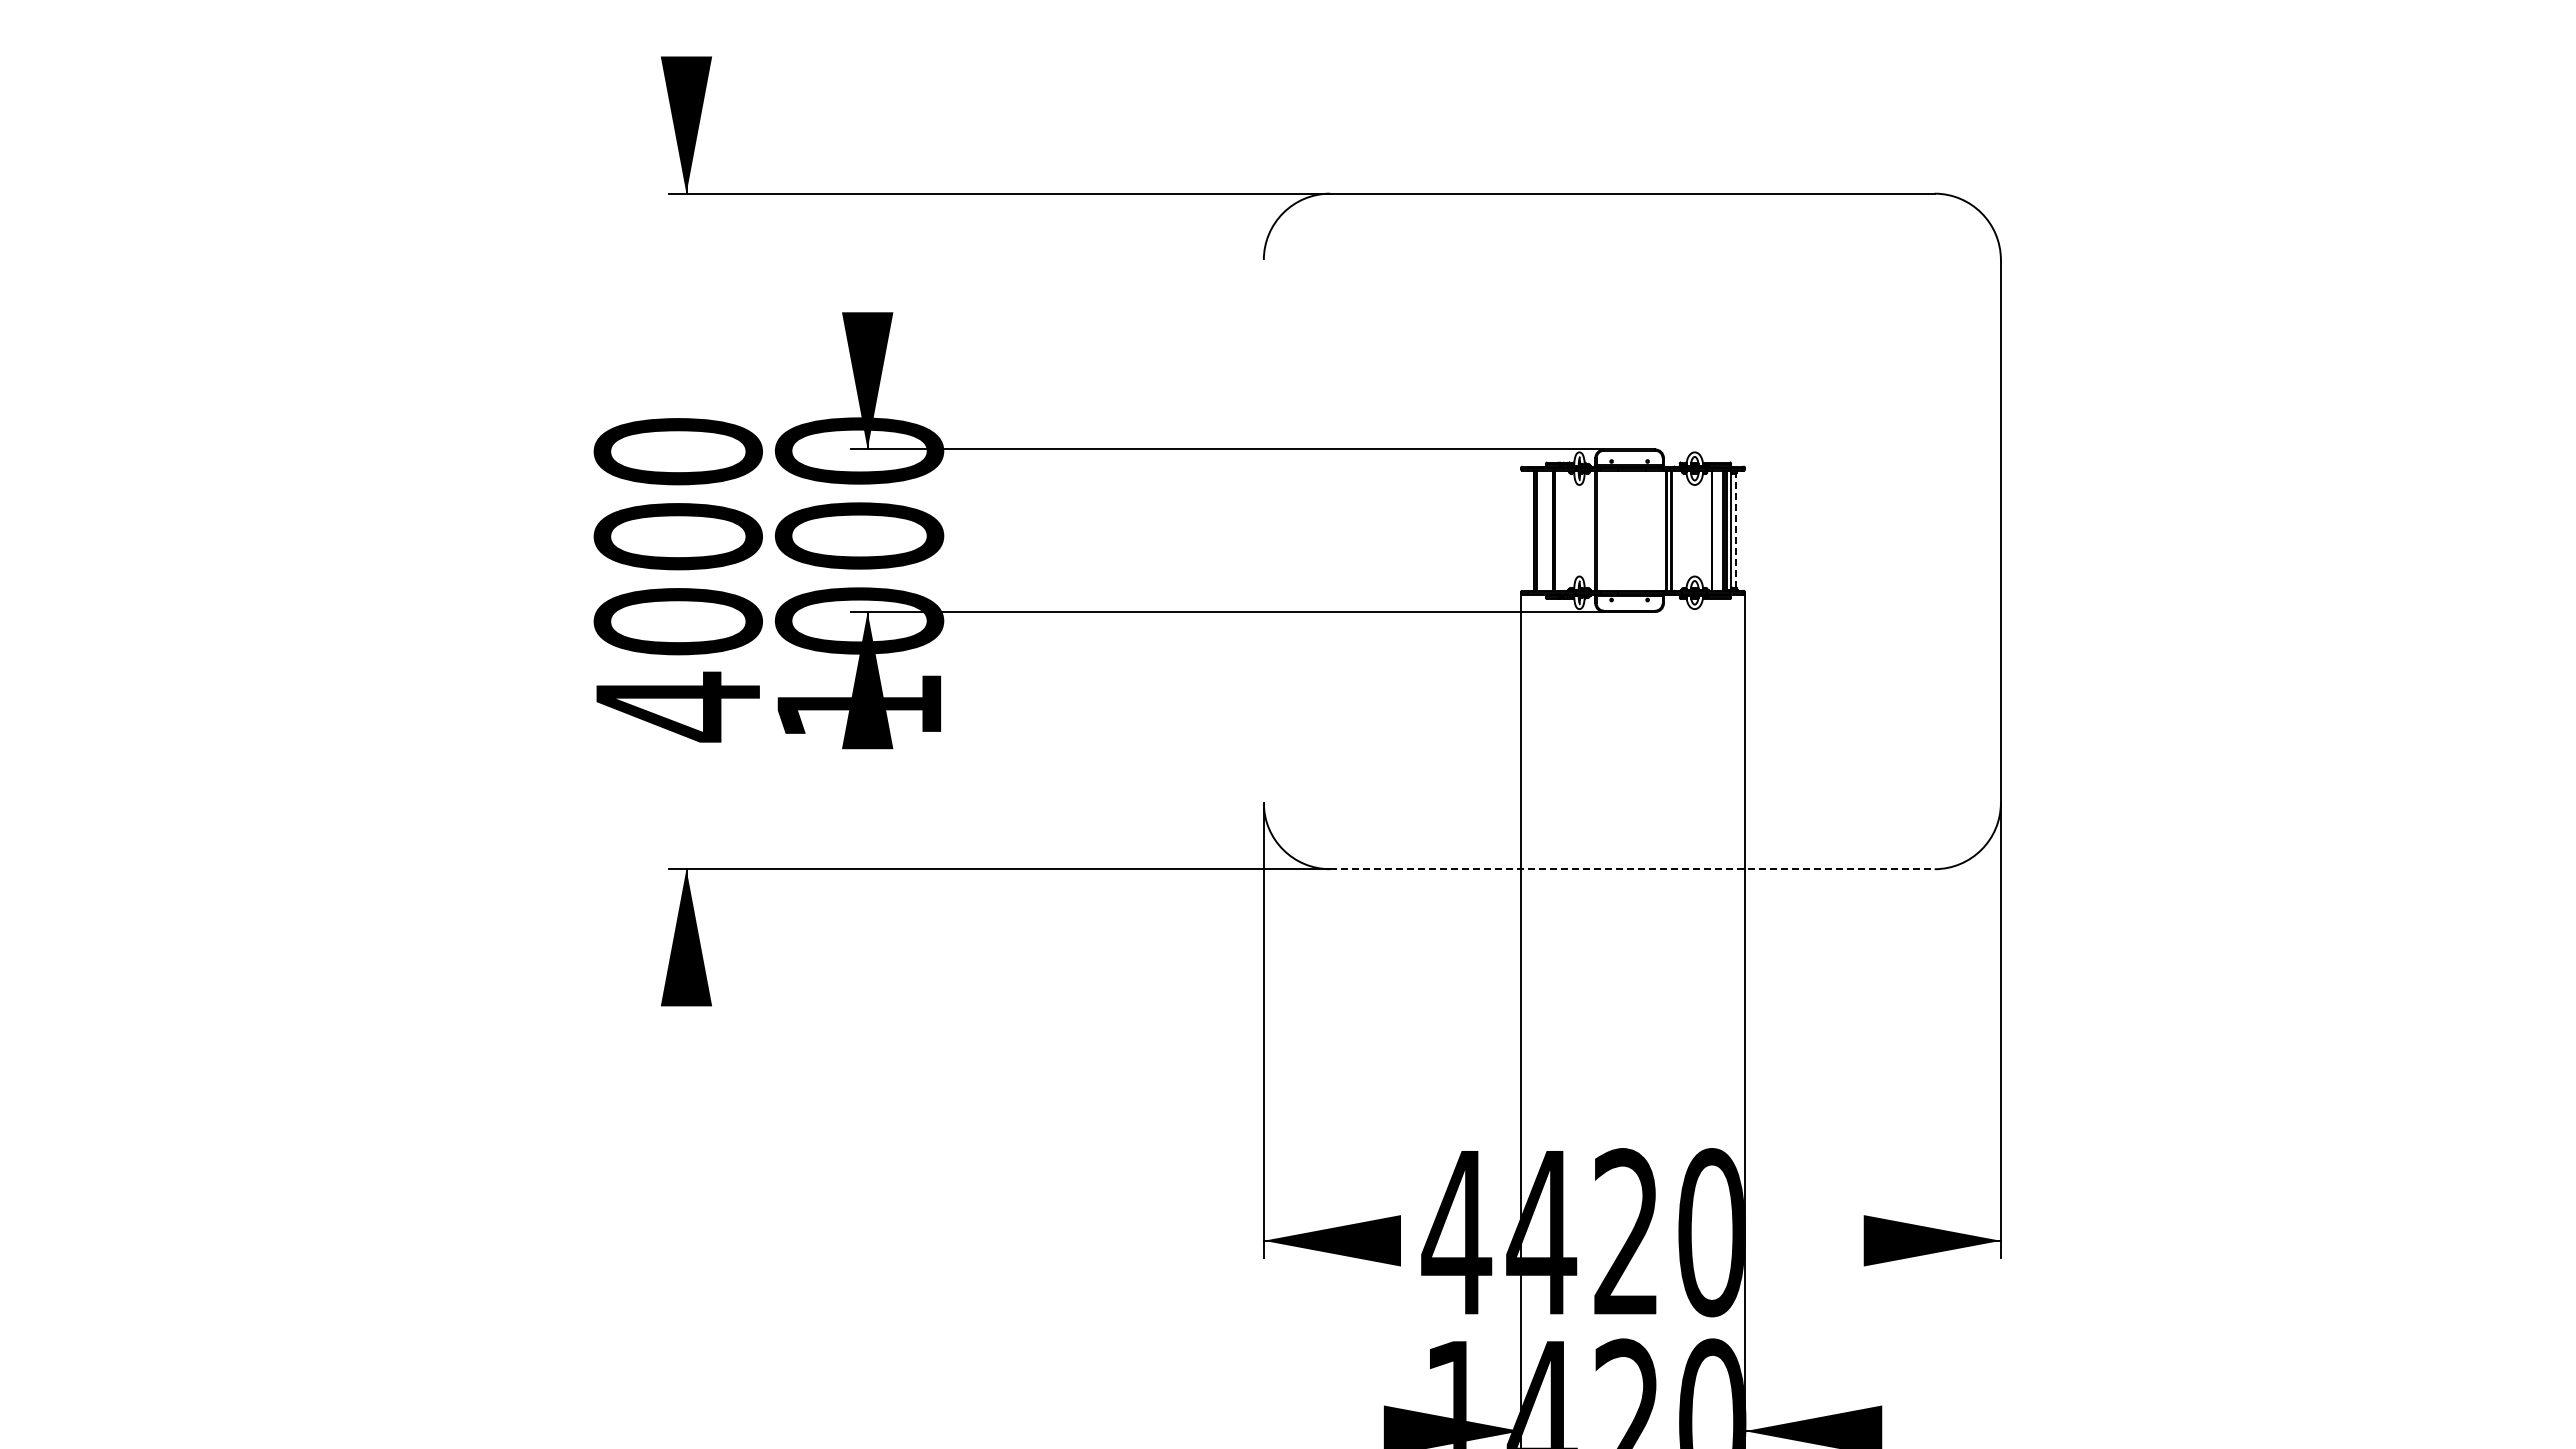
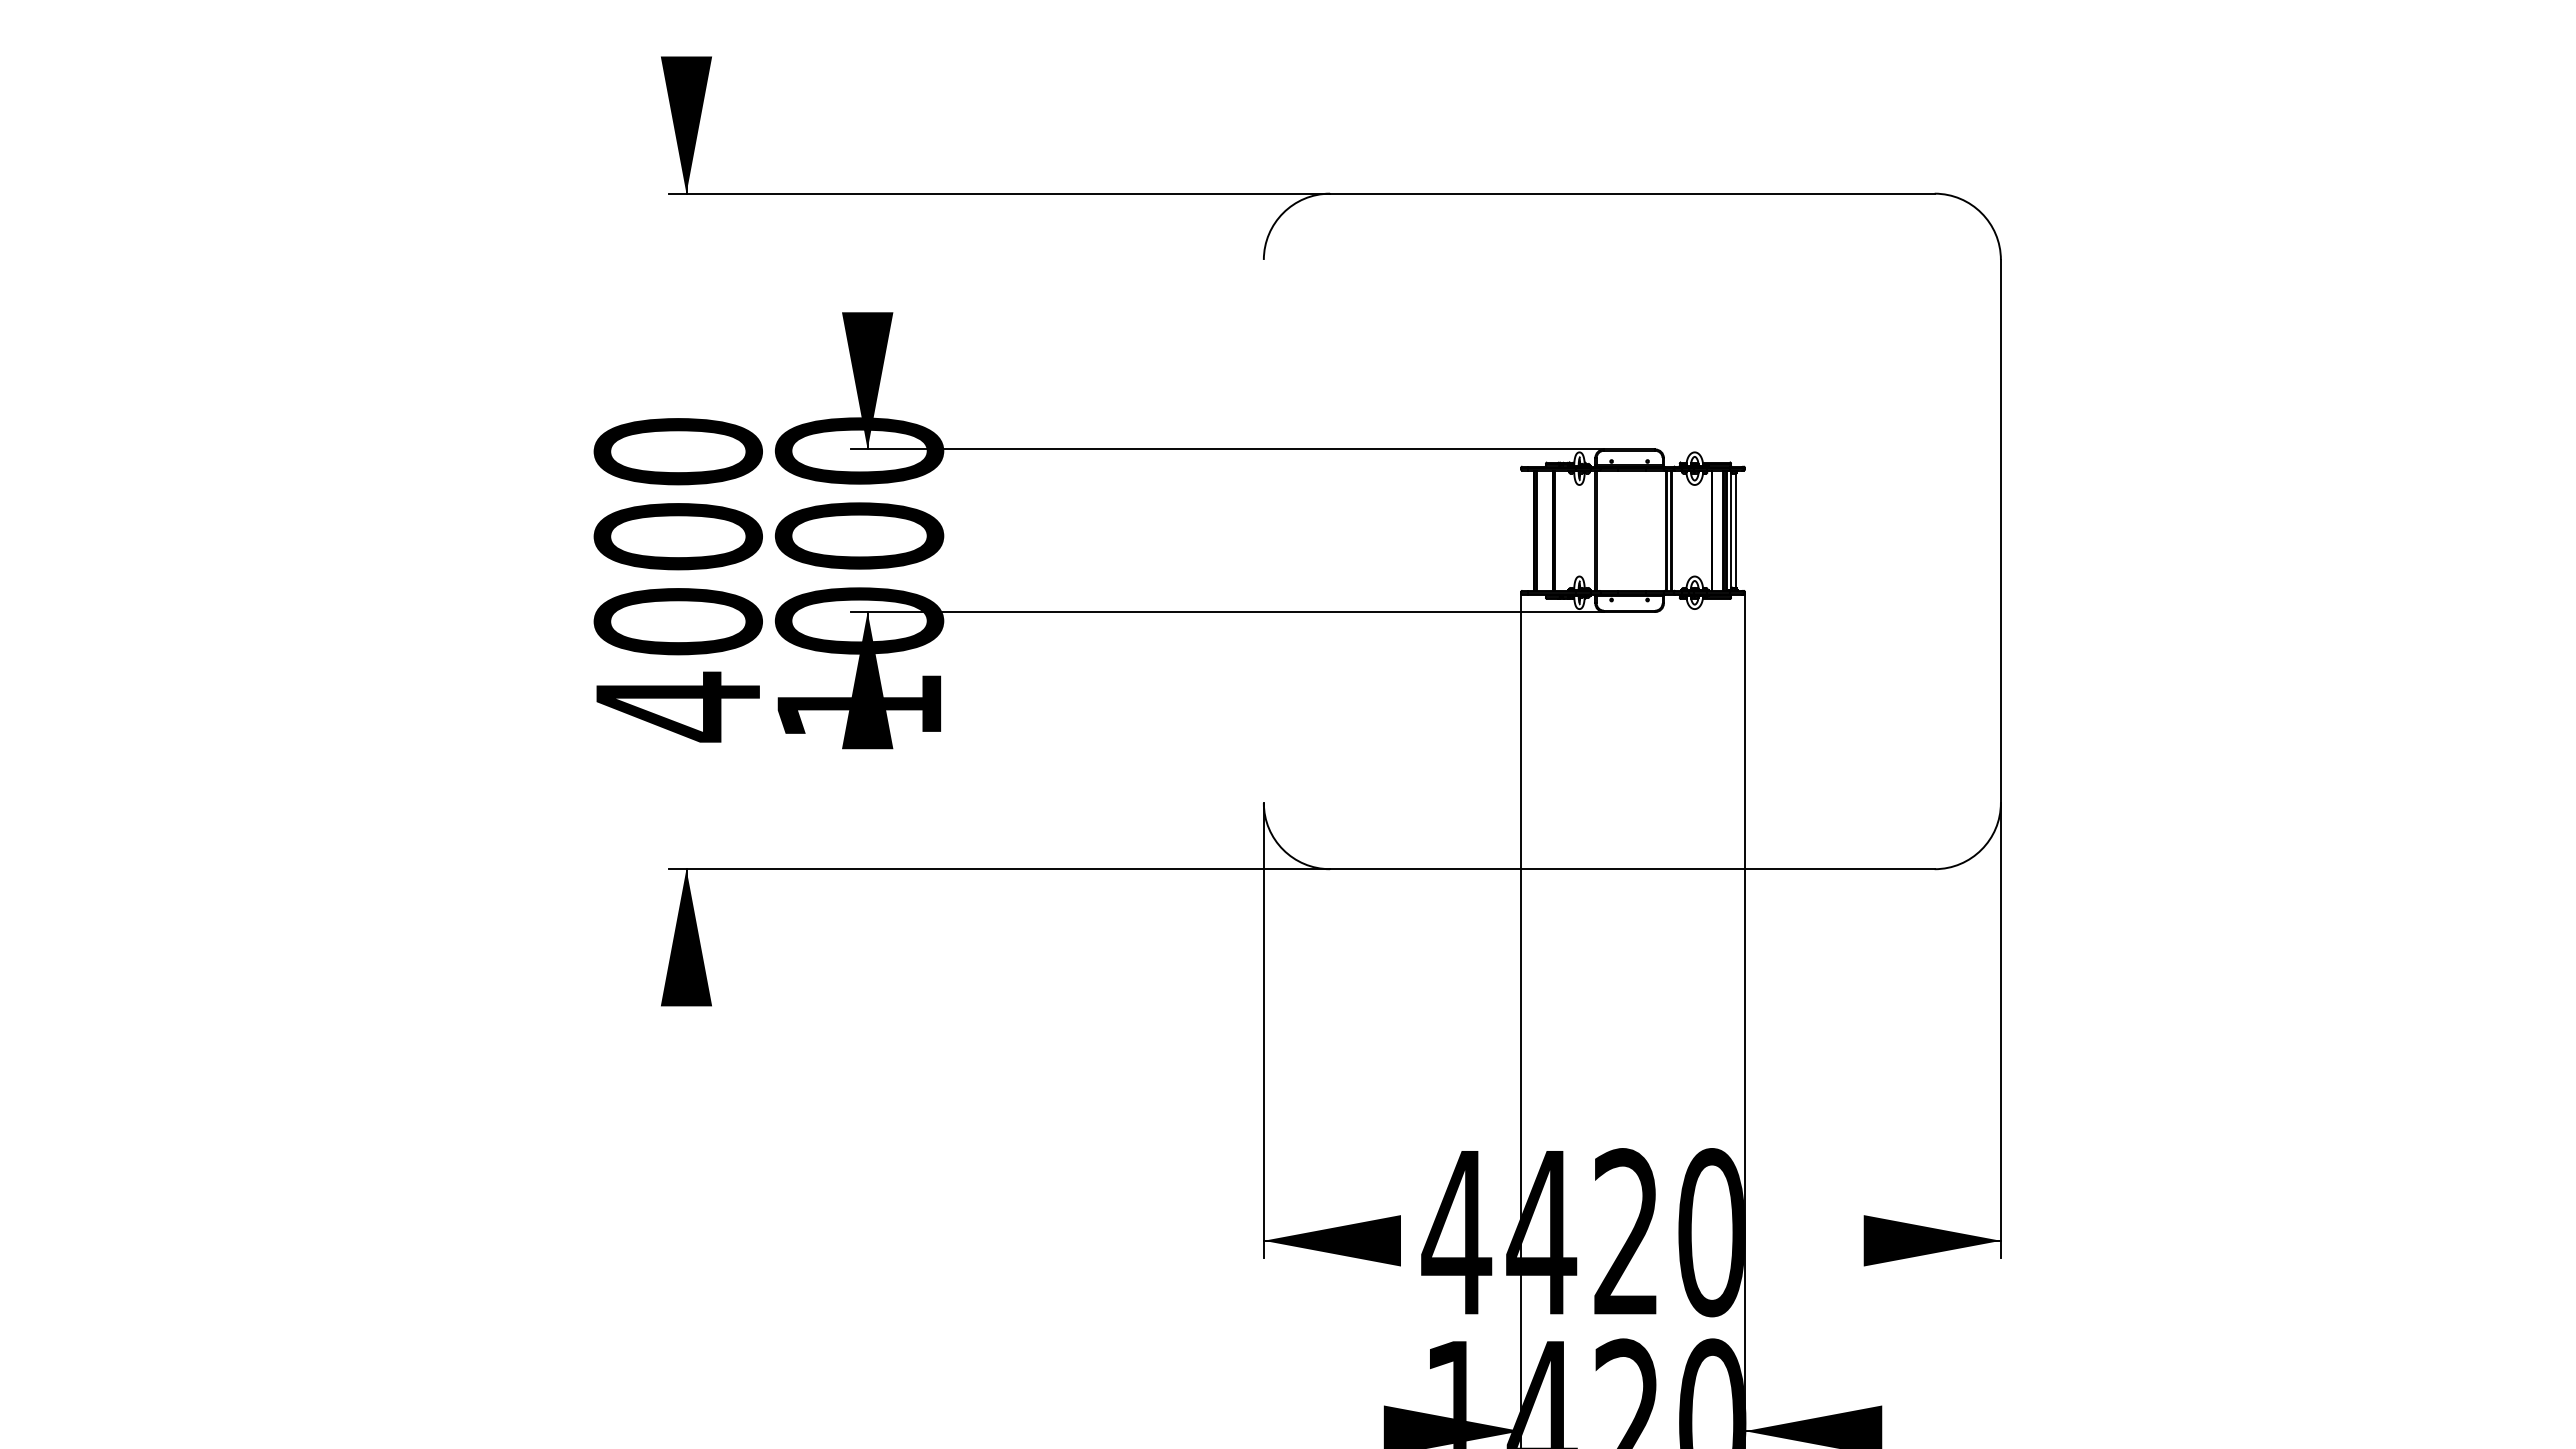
line: dashed -> solid (1736, 530)
line: dashed -> solid (1632, 869)
